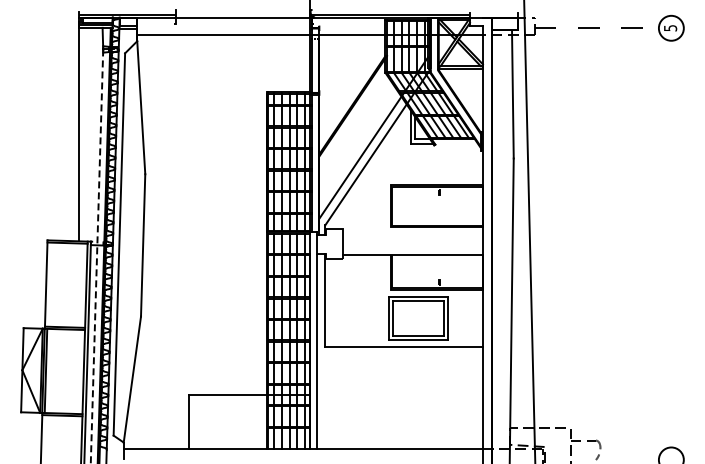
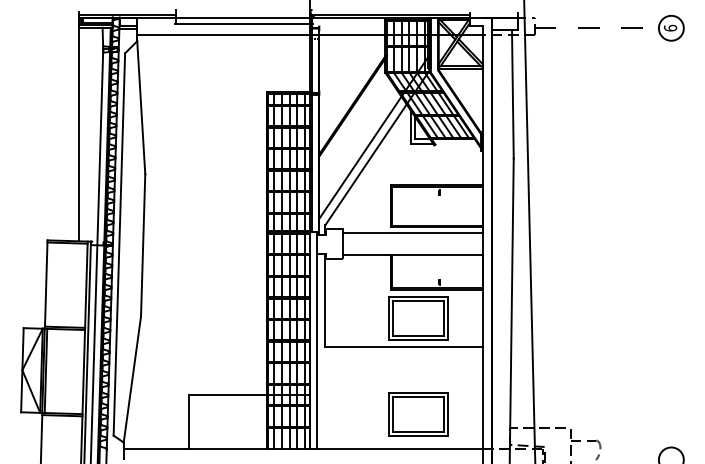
line: none -> present (243, 24)
text: 5 -> 6 (670, 27)
line: none -> present (412, 233)
line: dashed -> solid (97, 256)
part: none -> present (418, 414)
